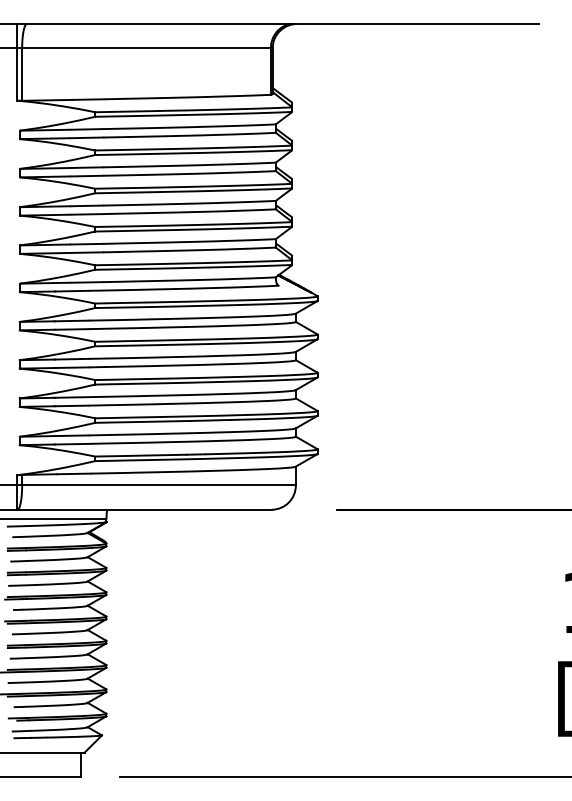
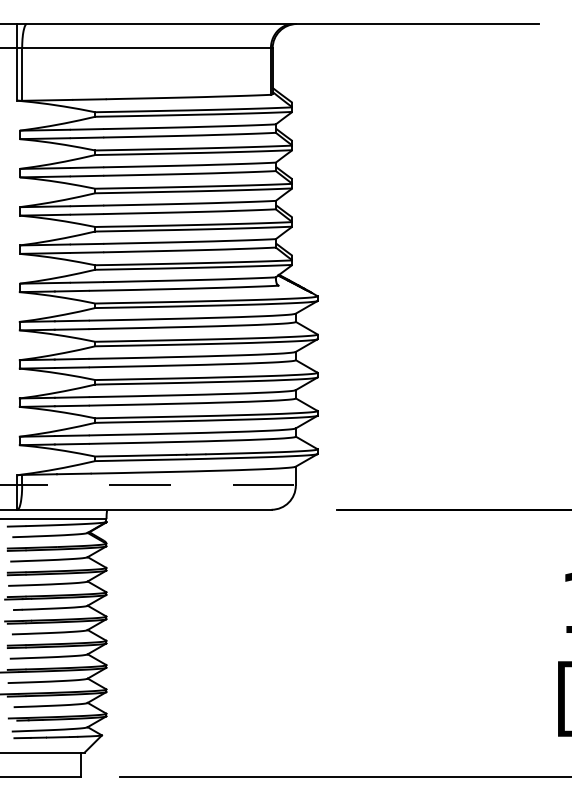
line: solid -> dashed (148, 485)
